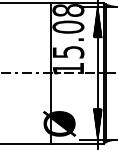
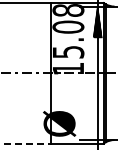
hatch: present -> none (97, 124)
line: solid -> dashed (26, 143)
